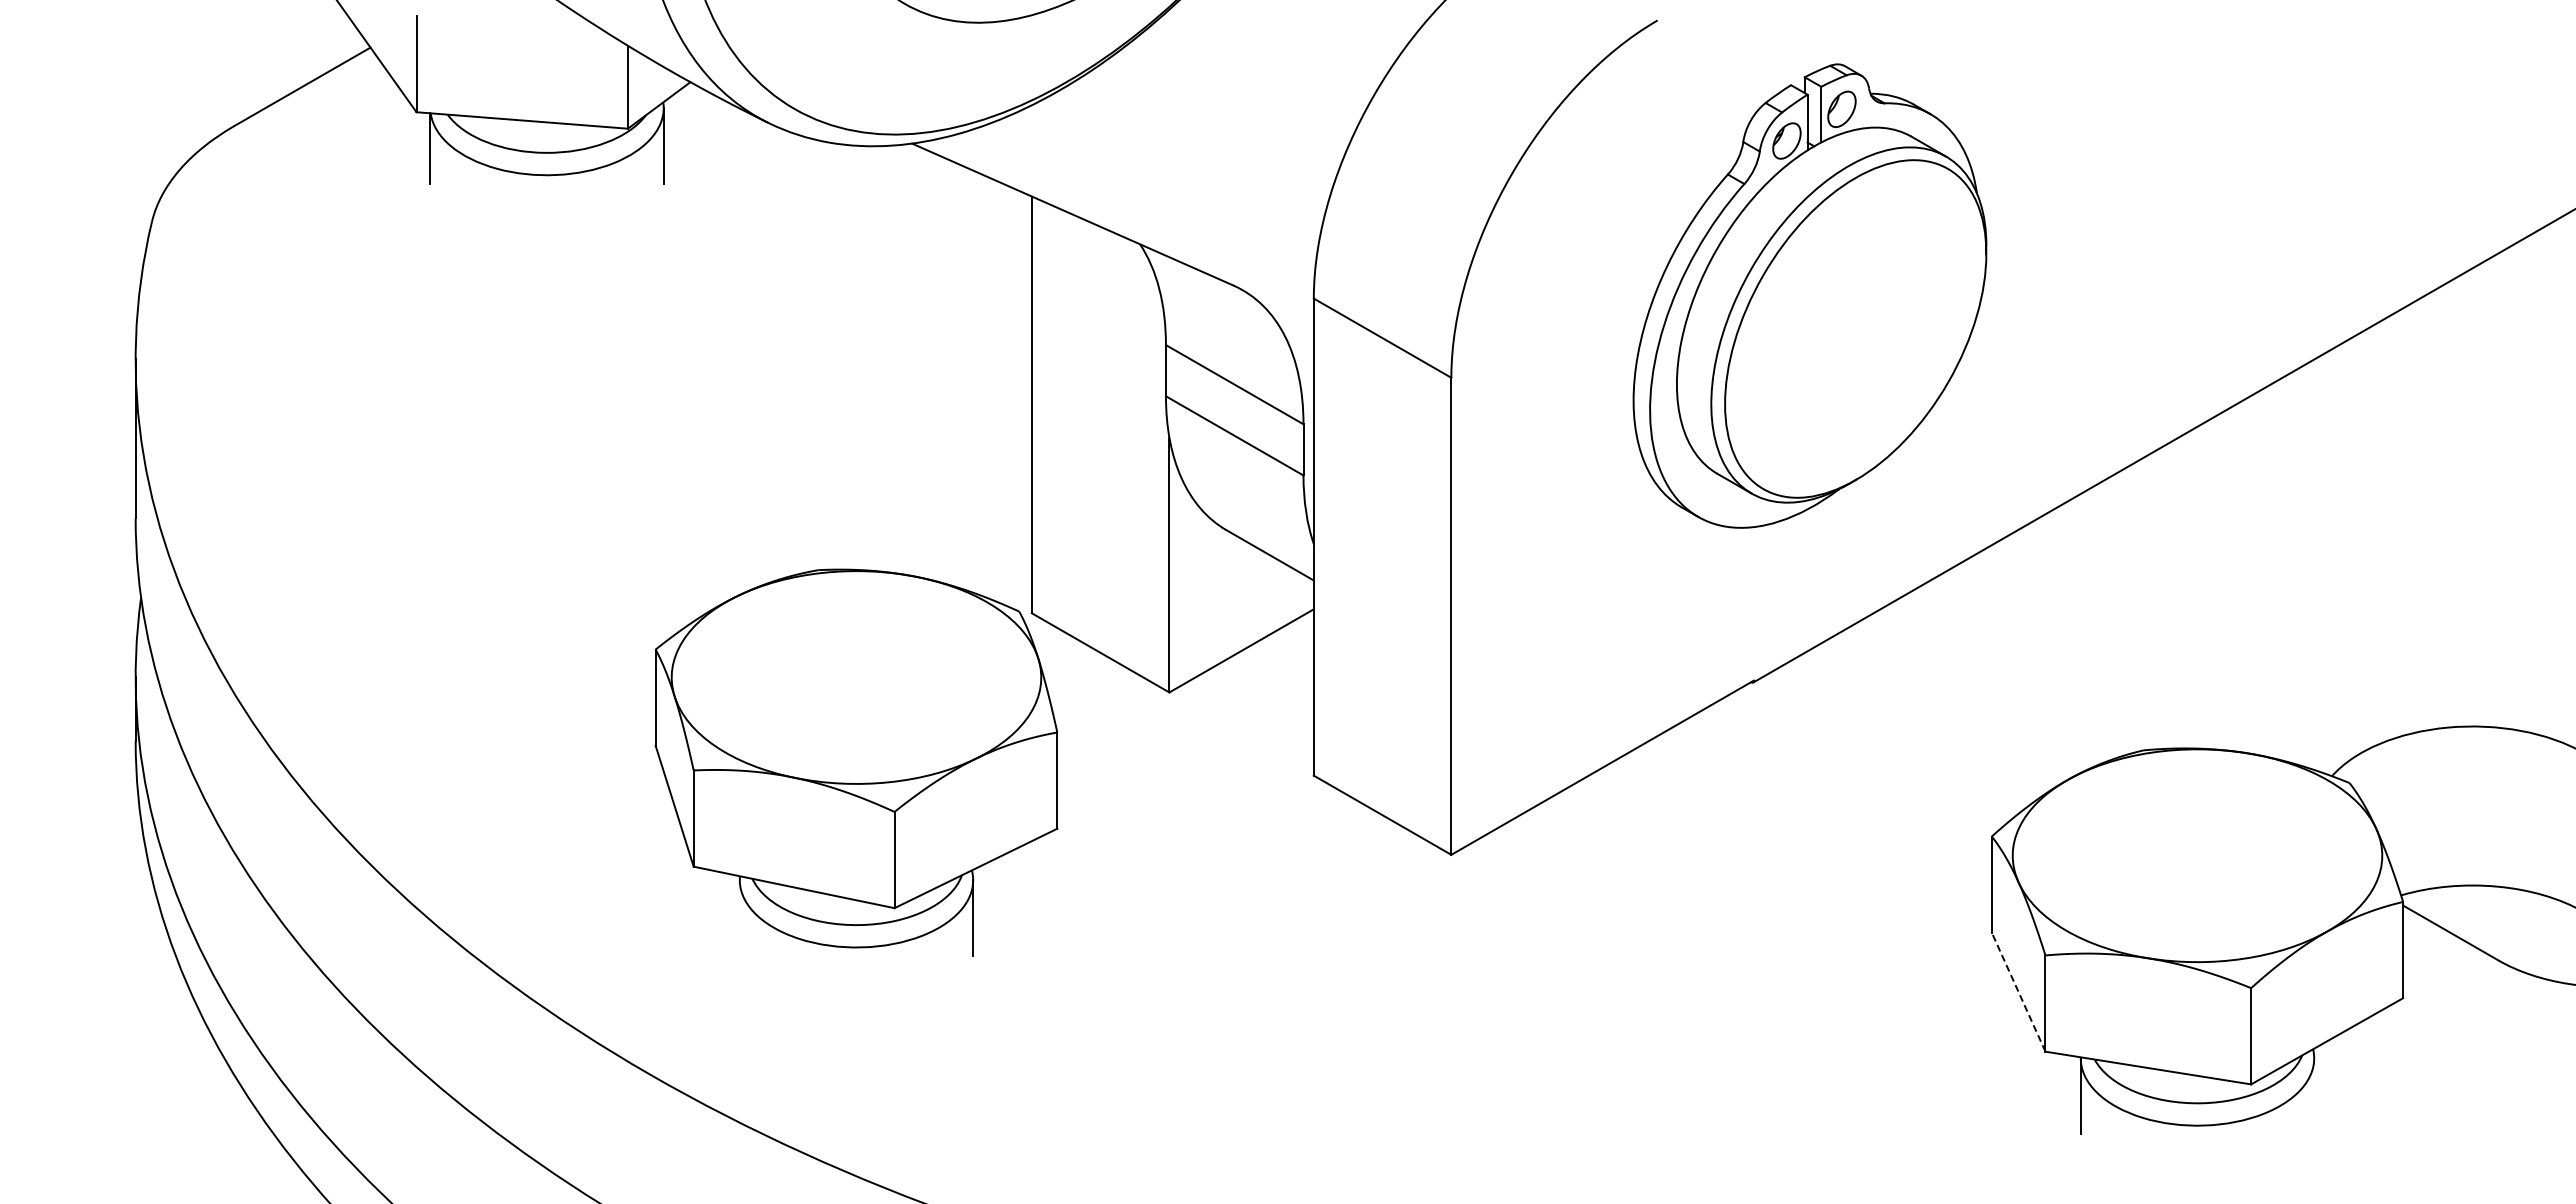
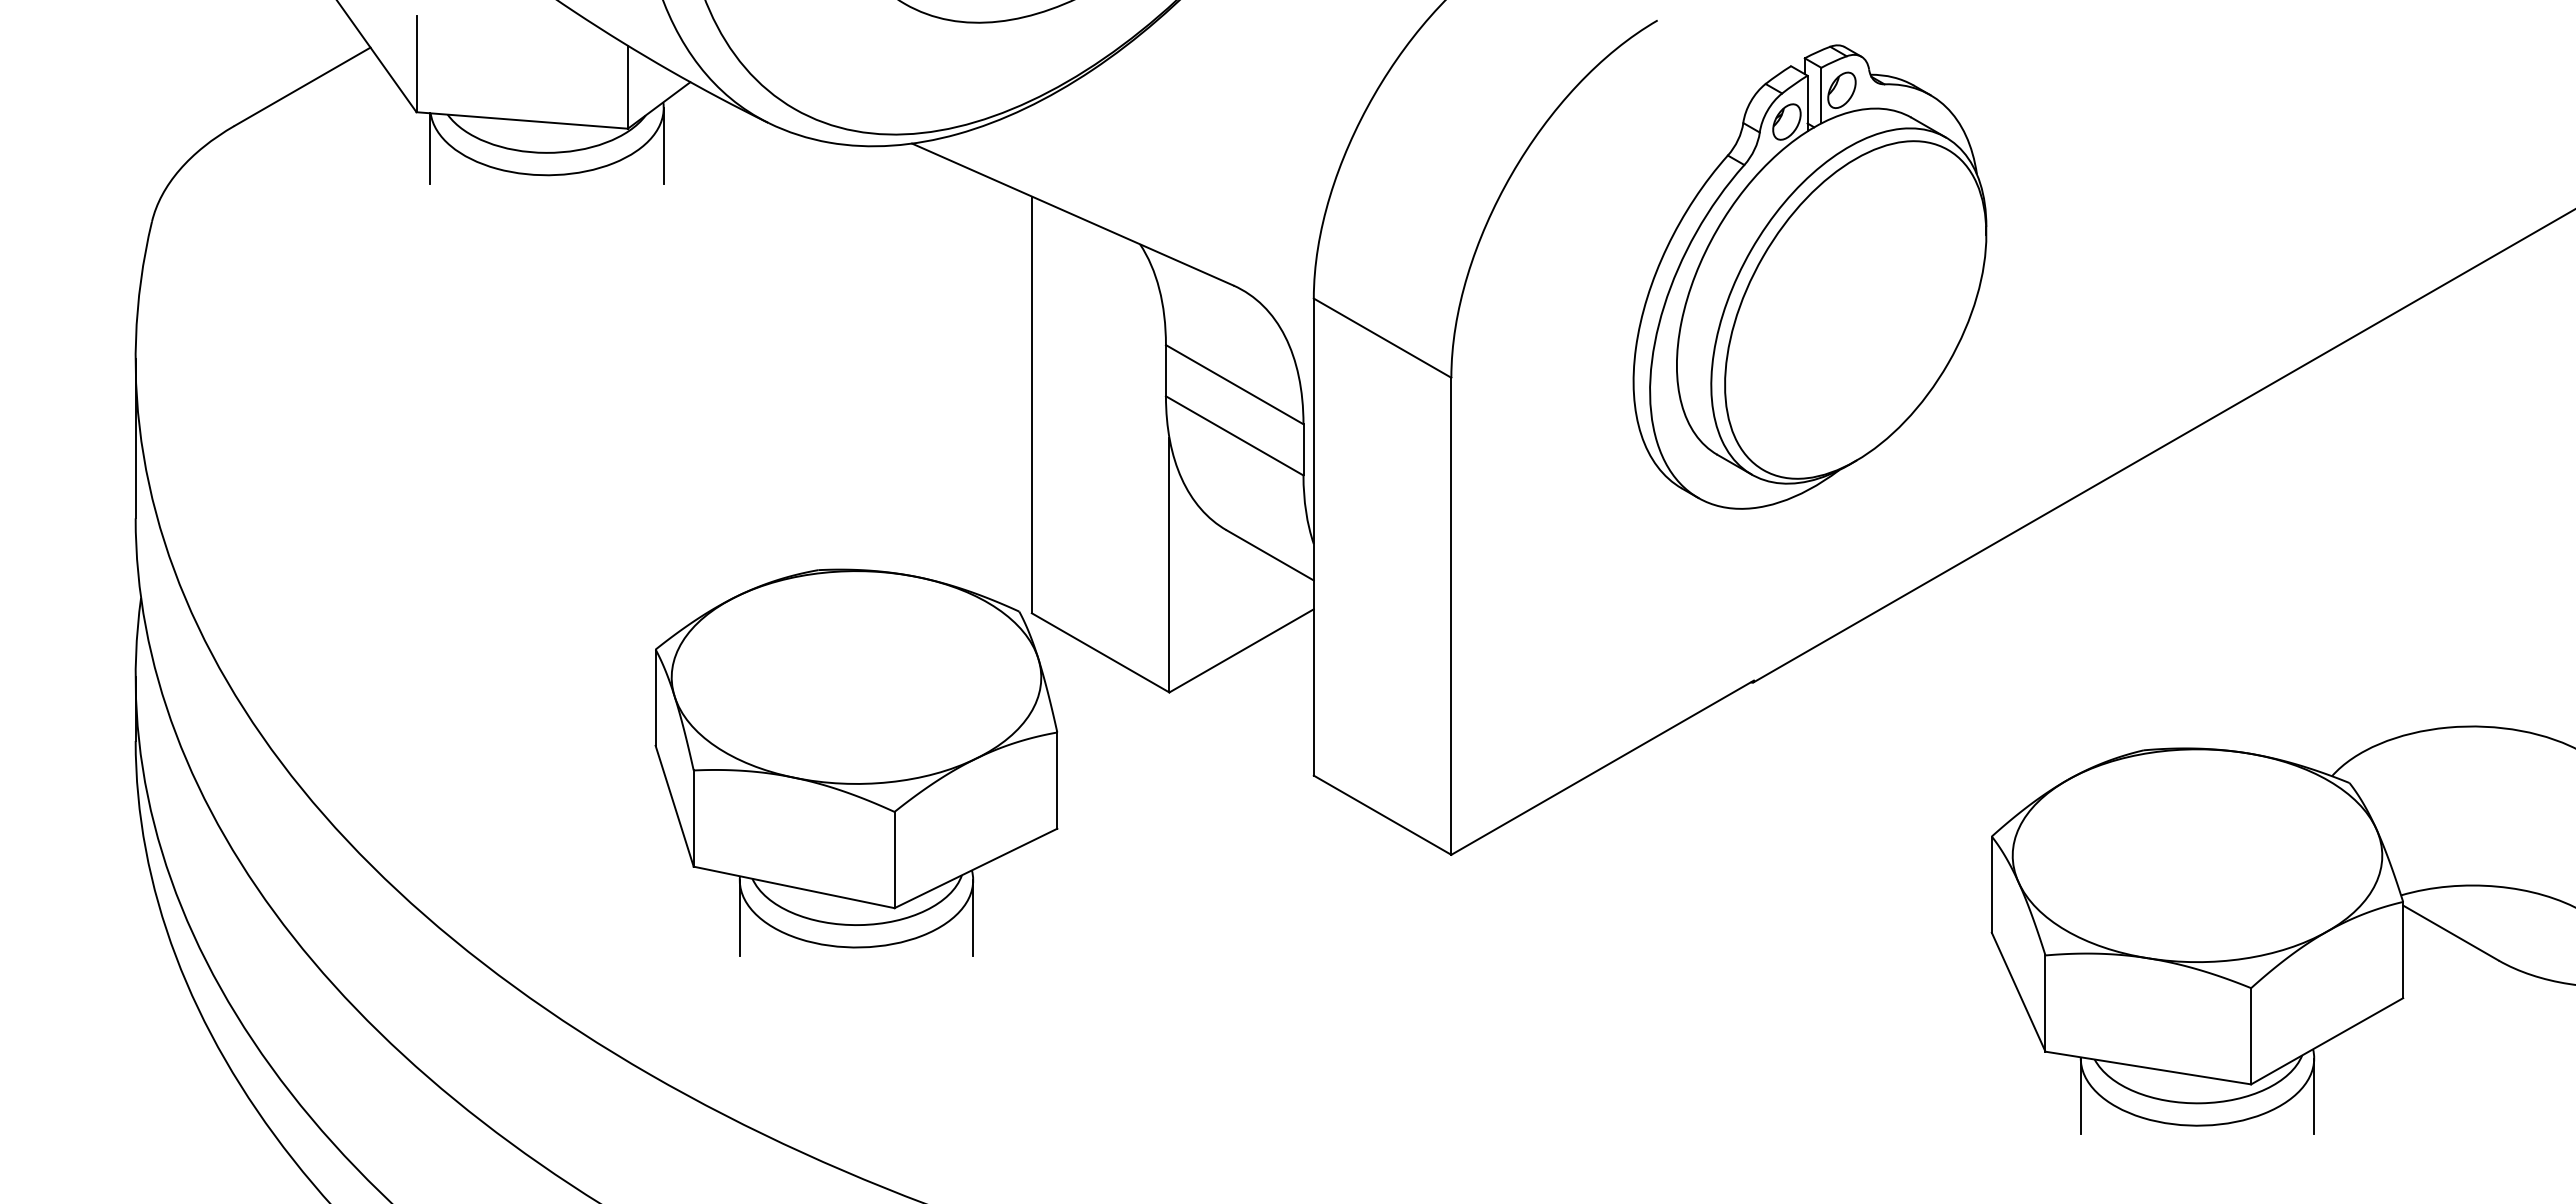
part position: (1809, 295) -> (1809, 276) (1809, 276)
line: none -> present (739, 917)
line: dashed -> solid (2018, 991)
line: none -> present (2314, 1096)
